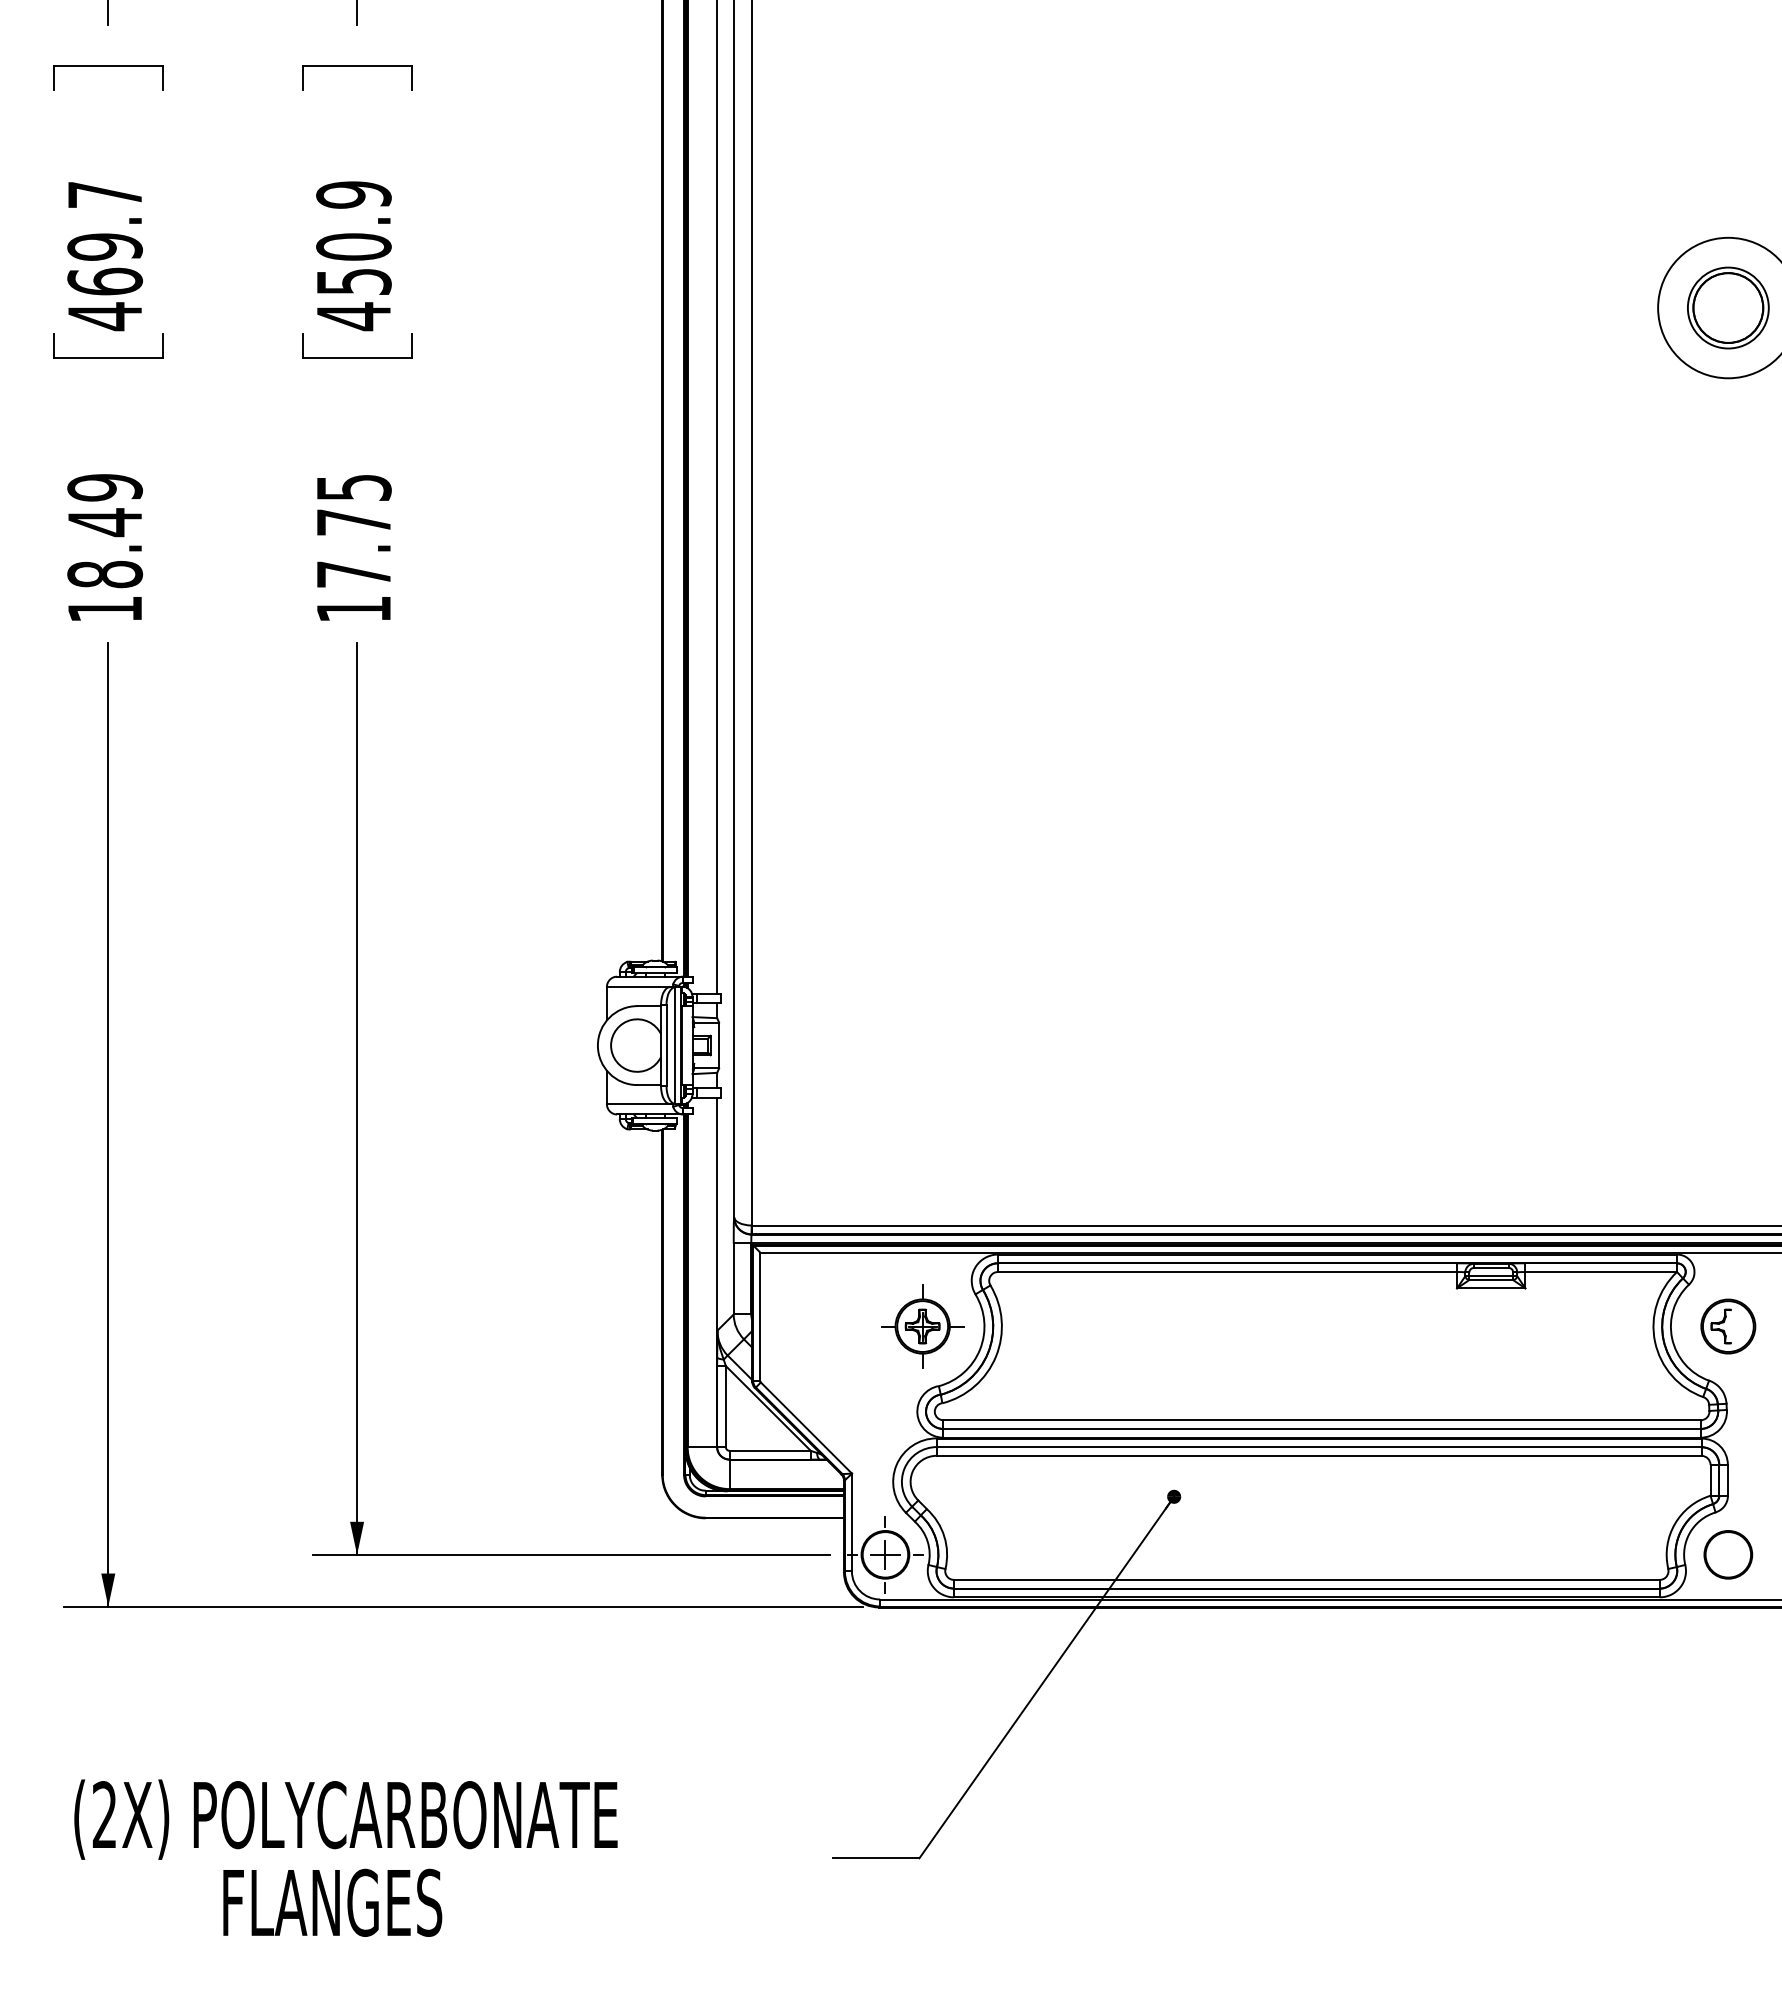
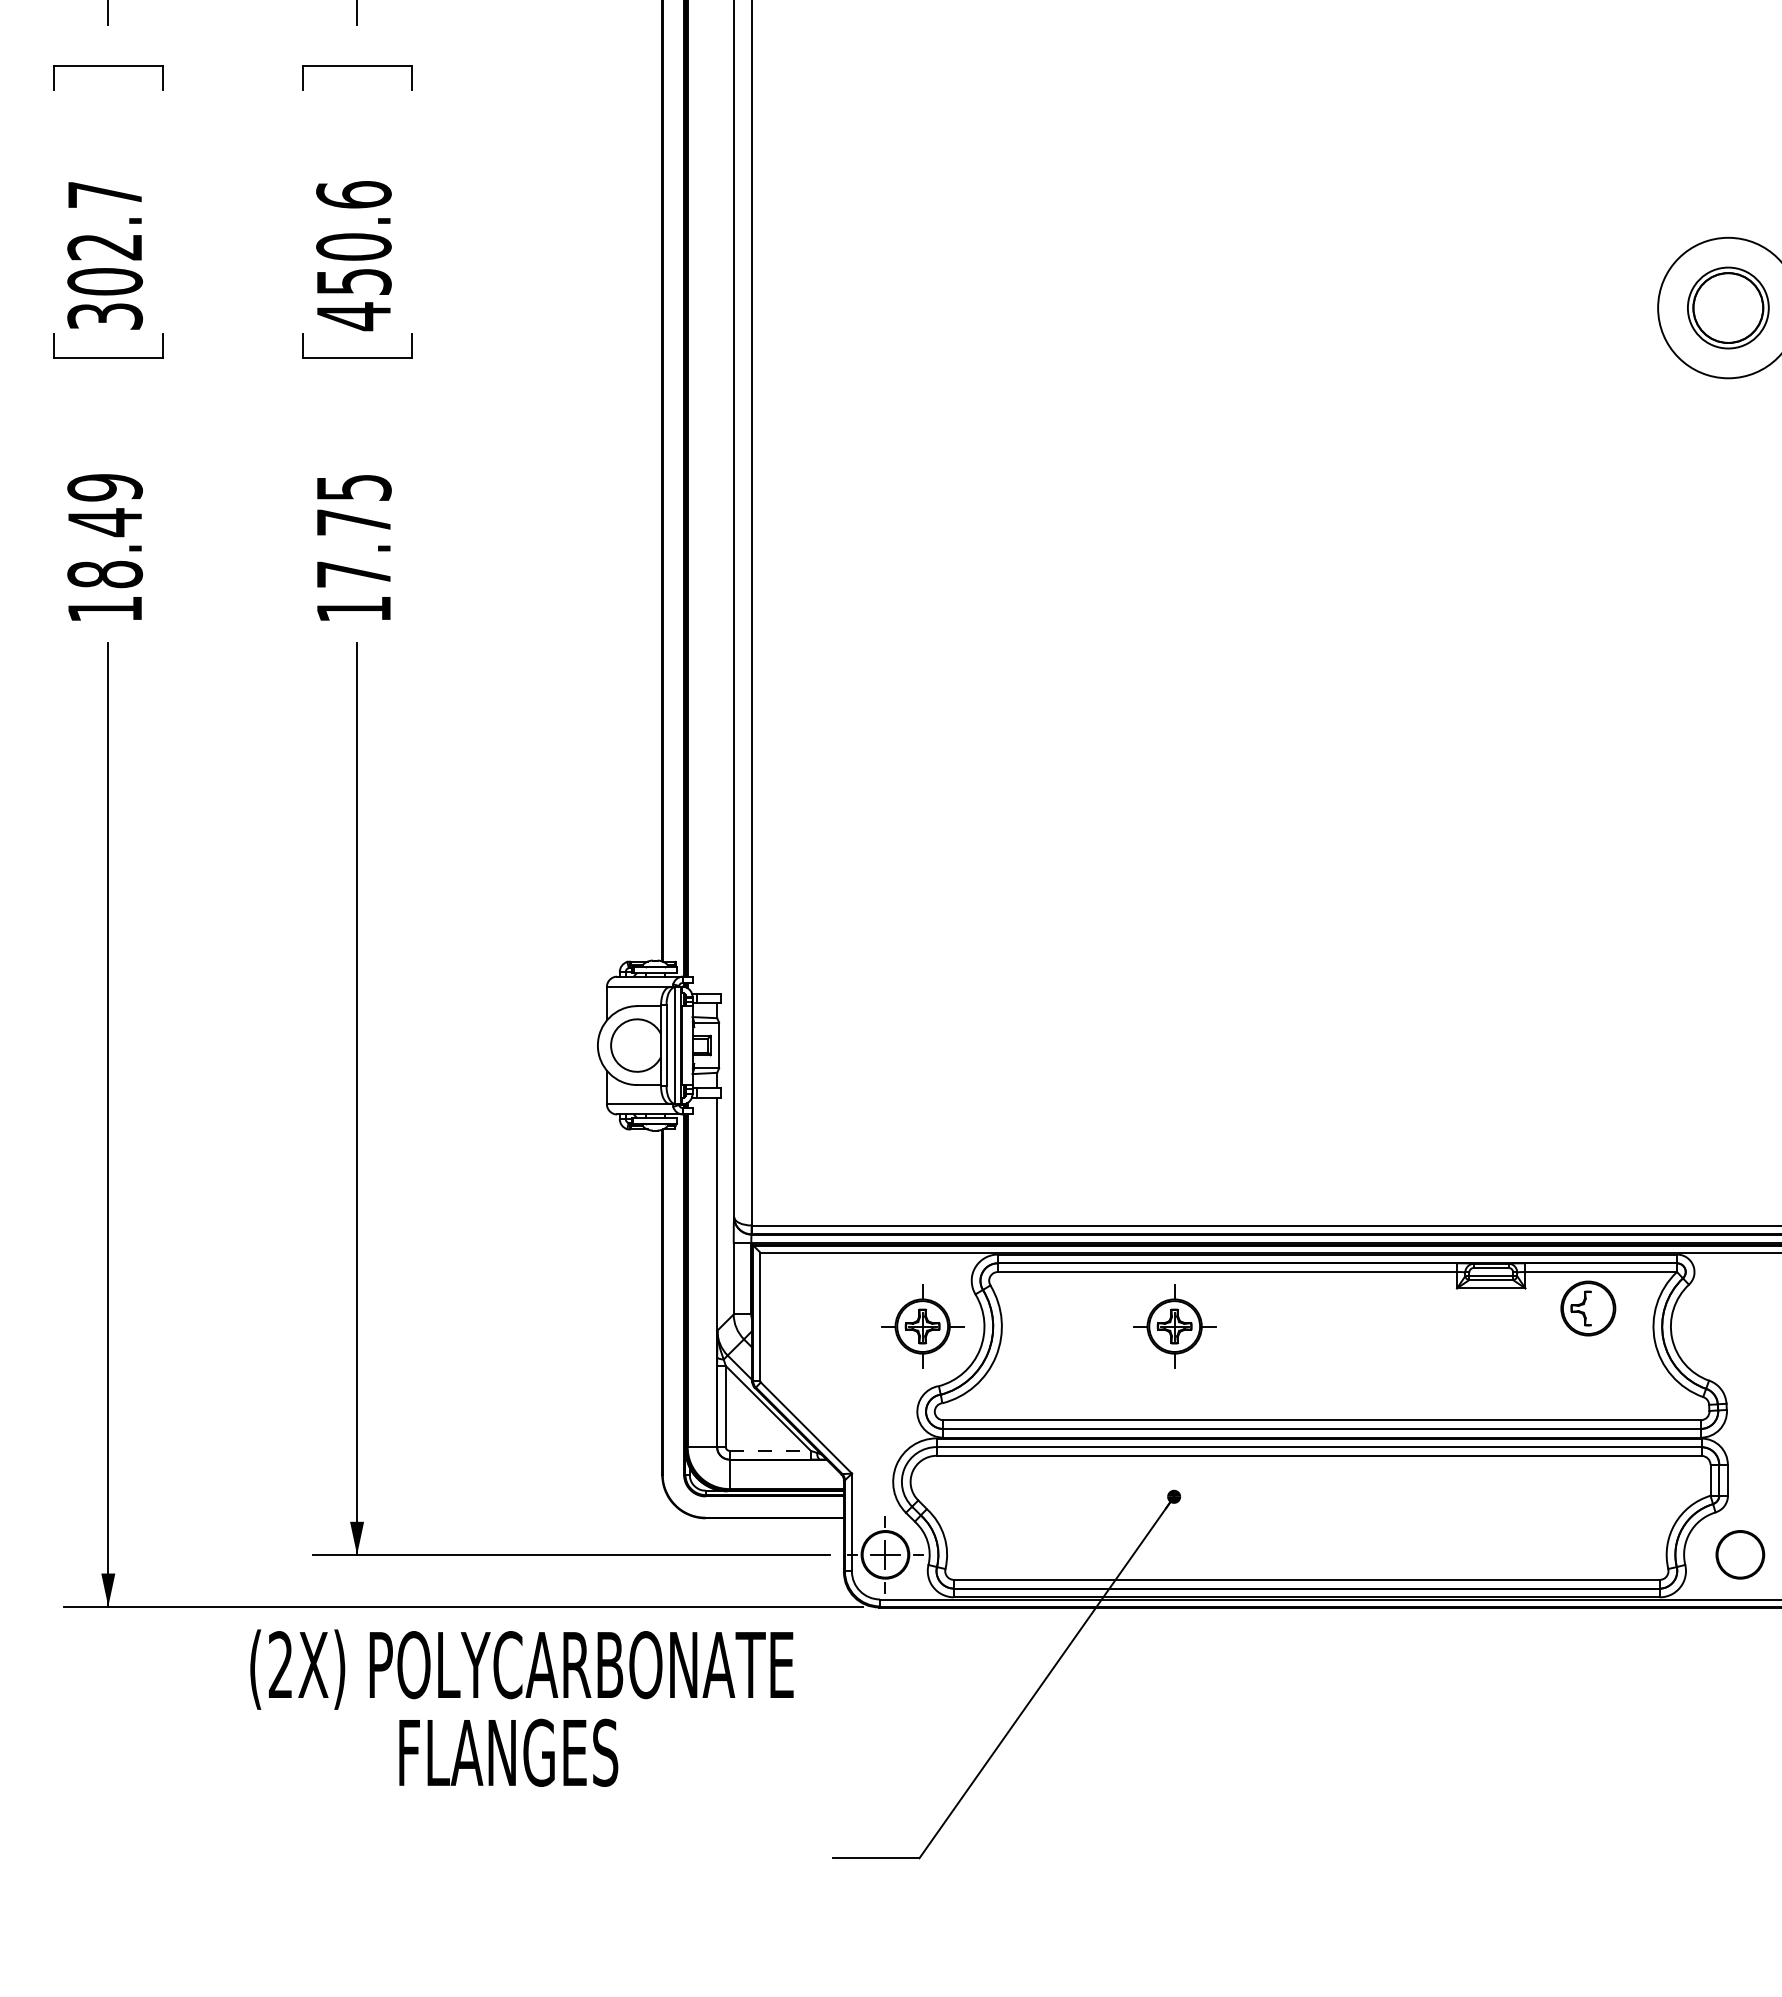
text: 450.9 -> 450.6 (353, 194)
text: 469.7 -> 302.7 (105, 282)
line: present -> none (717, 497)
part: none -> present (1174, 1326)
part position: (1728, 1326) -> (1588, 1308) (1588, 1308)
line: solid -> dashed (770, 1450)
part position: (1728, 1554) -> (1740, 1554) (1740, 1554)
text position: (345, 1857) -> (521, 1707) (521, 1707)
